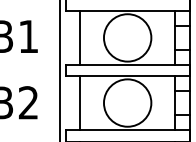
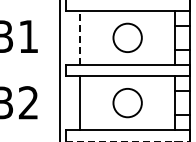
line: solid -> dashed (80, 37)
circle diameter: 47 px -> 28 px (127, 37)
circle diameter: 47 px -> 28 px (127, 102)
line: solid -> dashed (128, 141)
